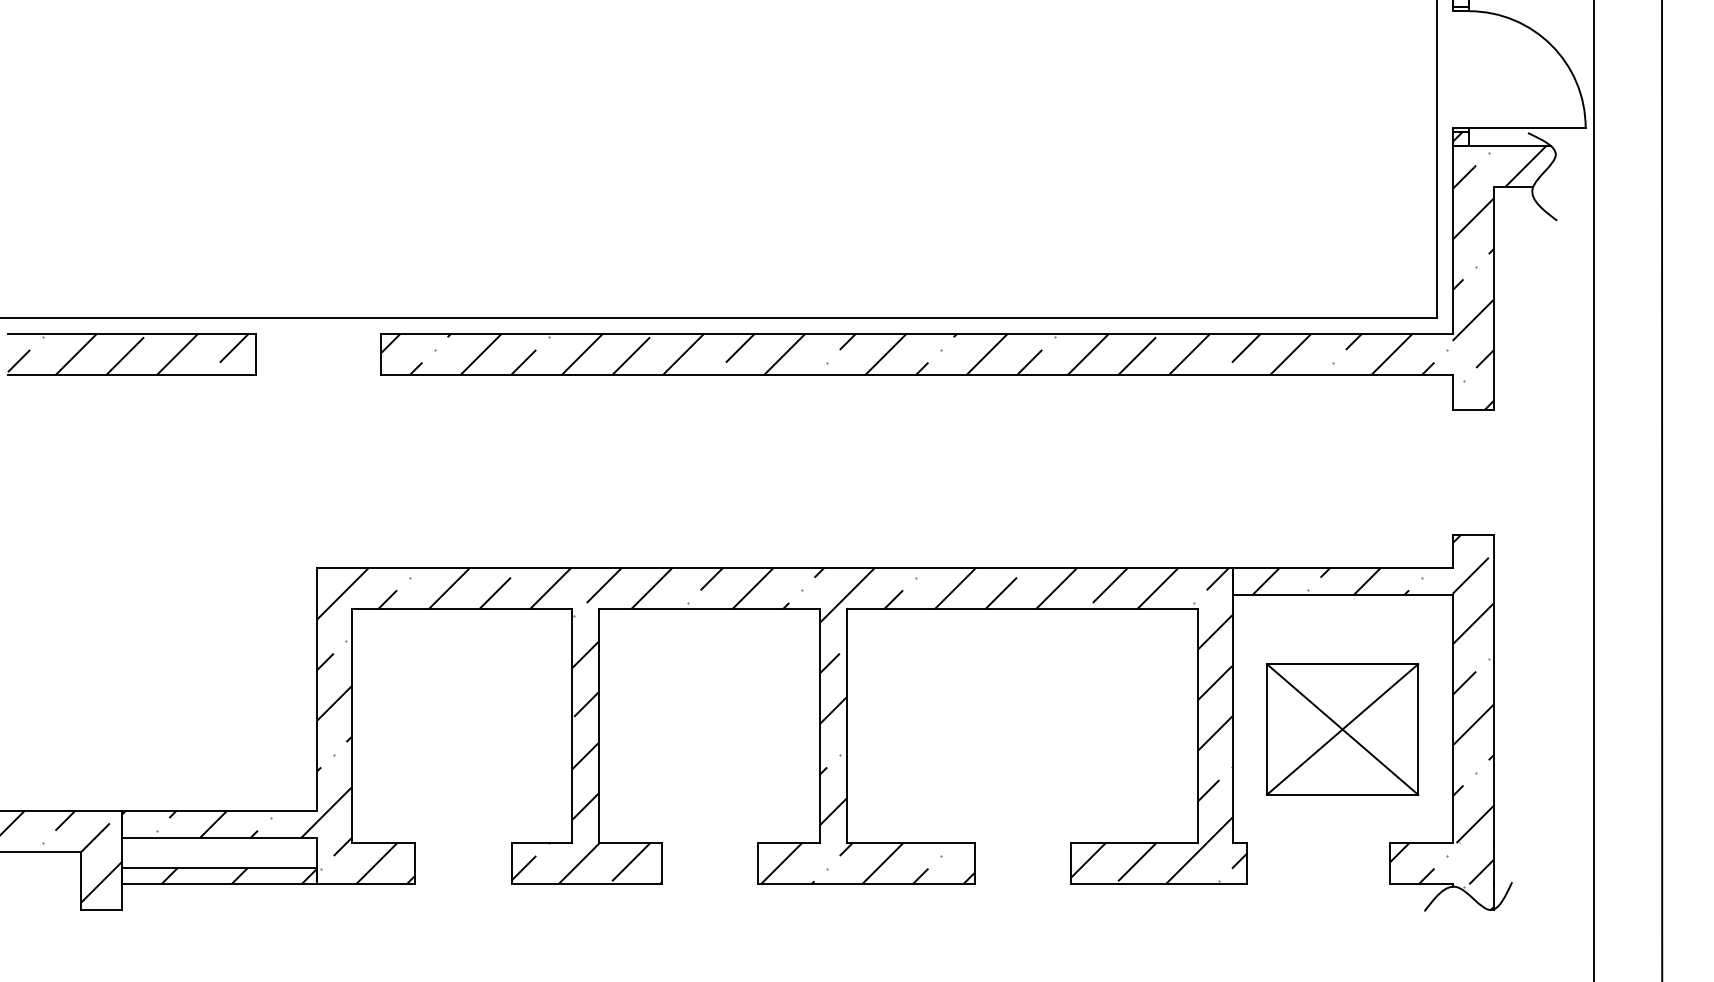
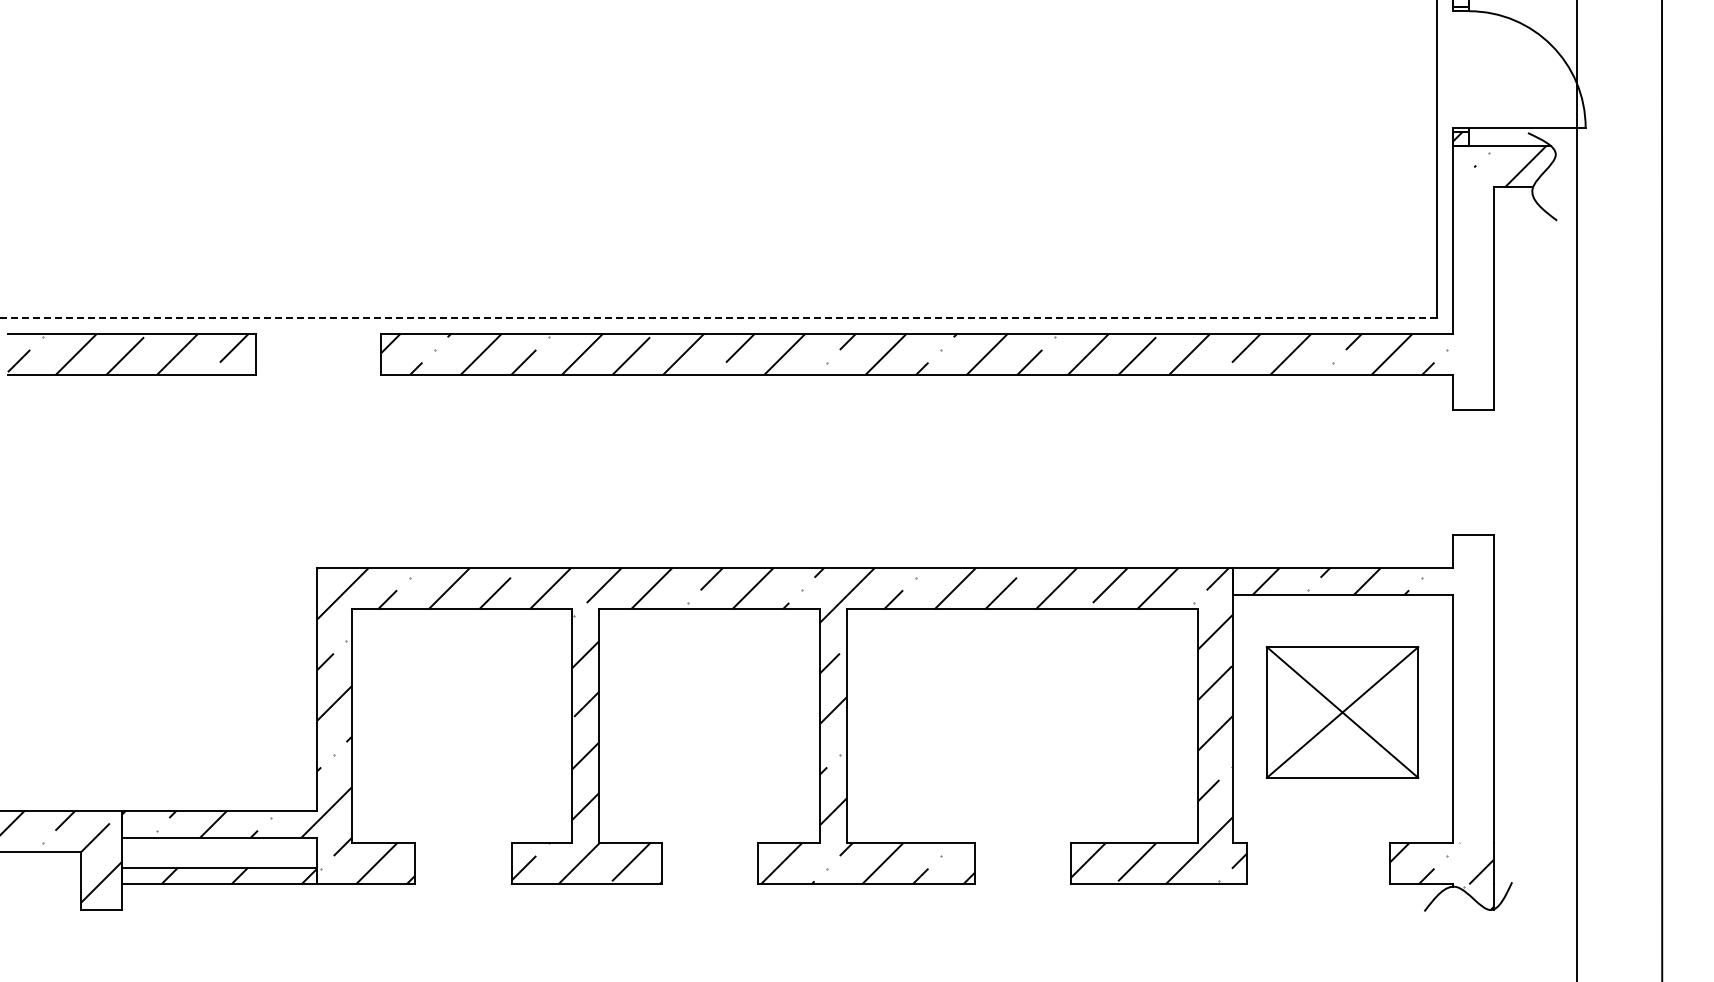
hatch: present -> none (1472, 288)
line: solid -> dashed (718, 318)
line position: (1593, 490) -> (1576, 490) (1576, 490)
hatch: present -> none (1472, 688)
part position: (1342, 729) -> (1342, 712) (1342, 712)
